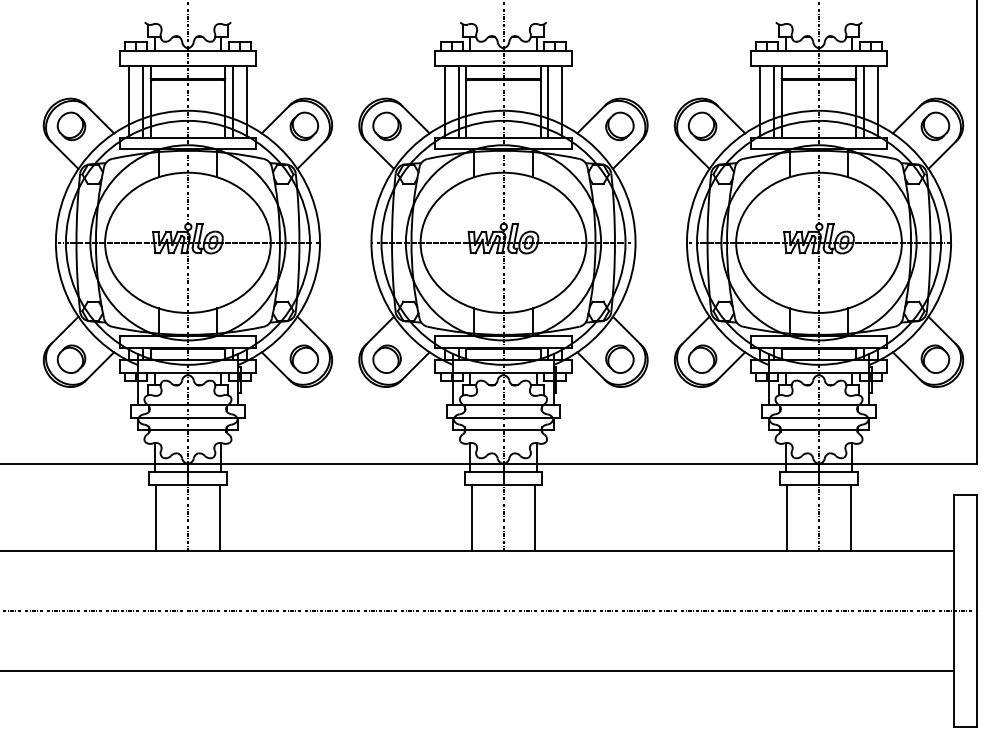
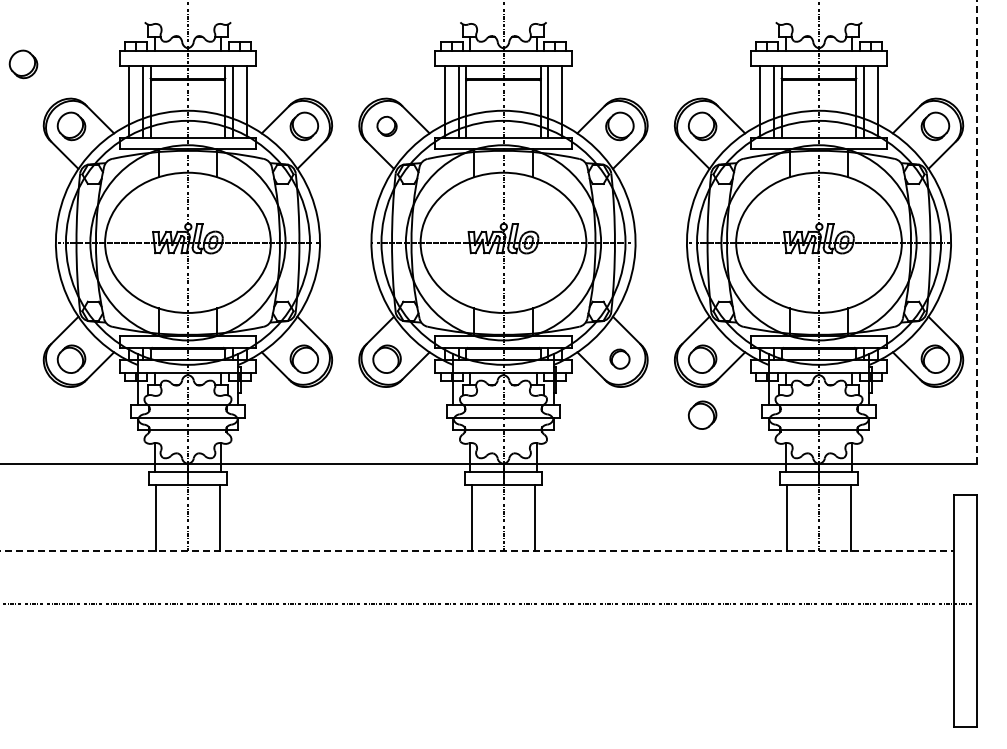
part: none -> present (23, 64)
part size: 30x31 px -> 22x22 px (386, 125)
line: solid -> dashed (976, 232)
part size: 30x30 px -> 22x22 px (619, 358)
part: none -> present (702, 414)
line: solid -> dashed (476, 550)
line position: (489, 610) -> (489, 603) (489, 603)
line: present -> none (477, 671)
